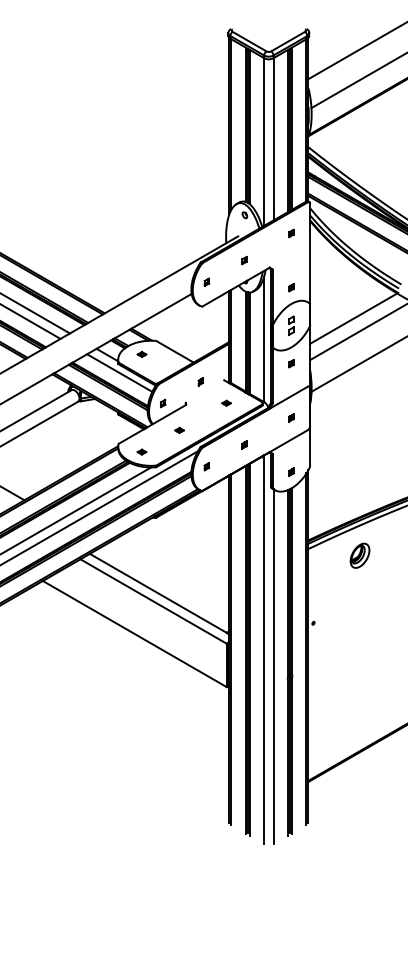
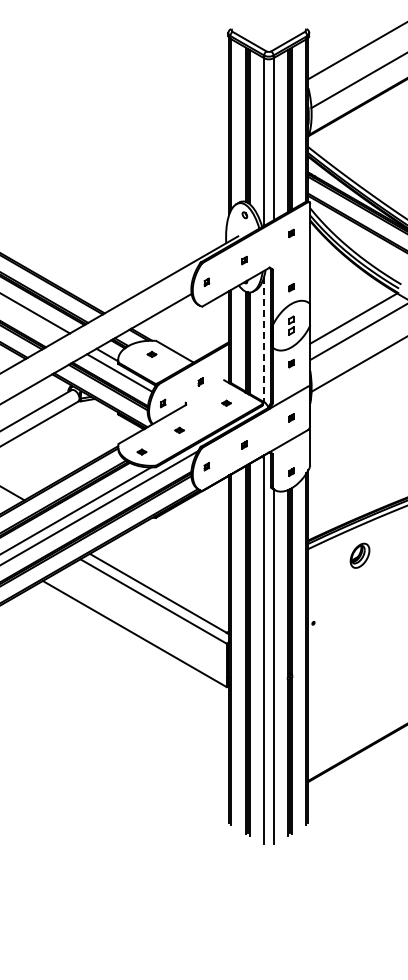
line: present -> none (31, 321)
line: solid -> dashed (264, 339)
part position: (141, 354) -> (151, 354) (151, 354)
